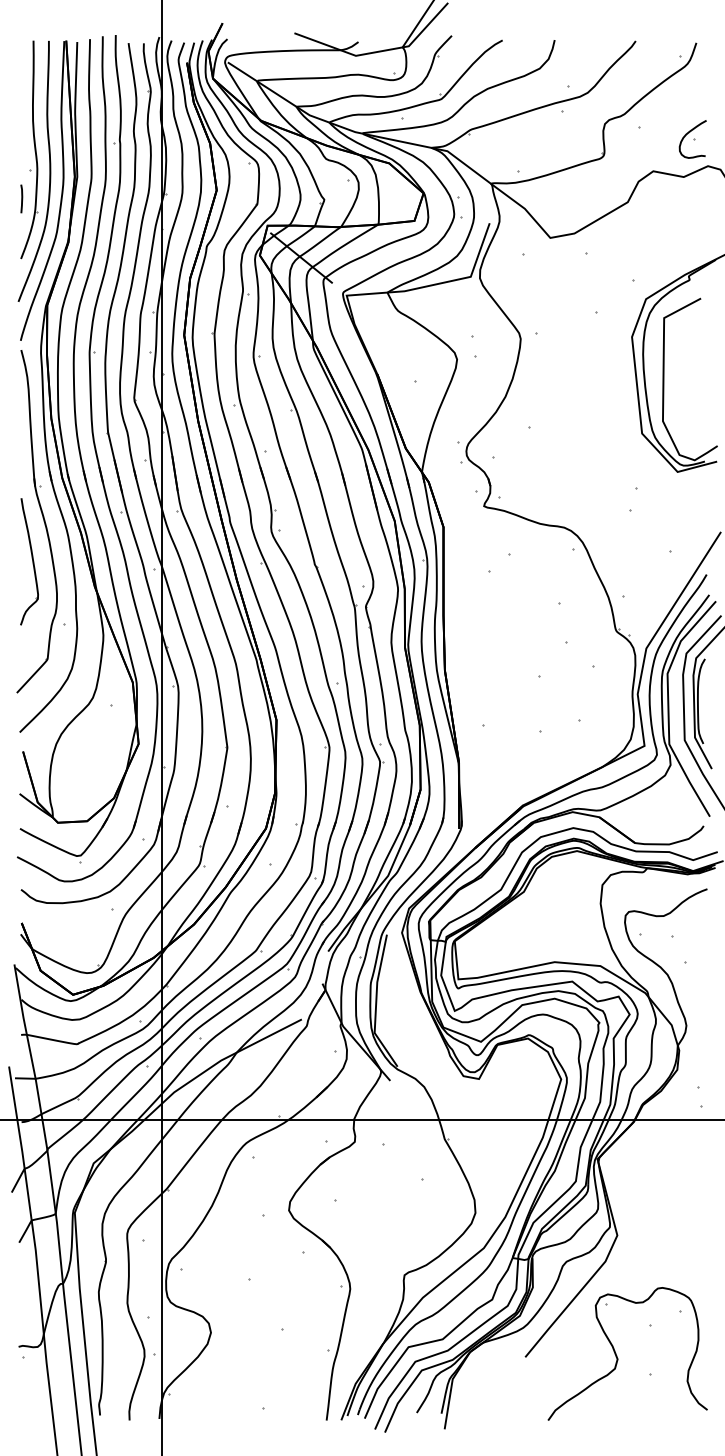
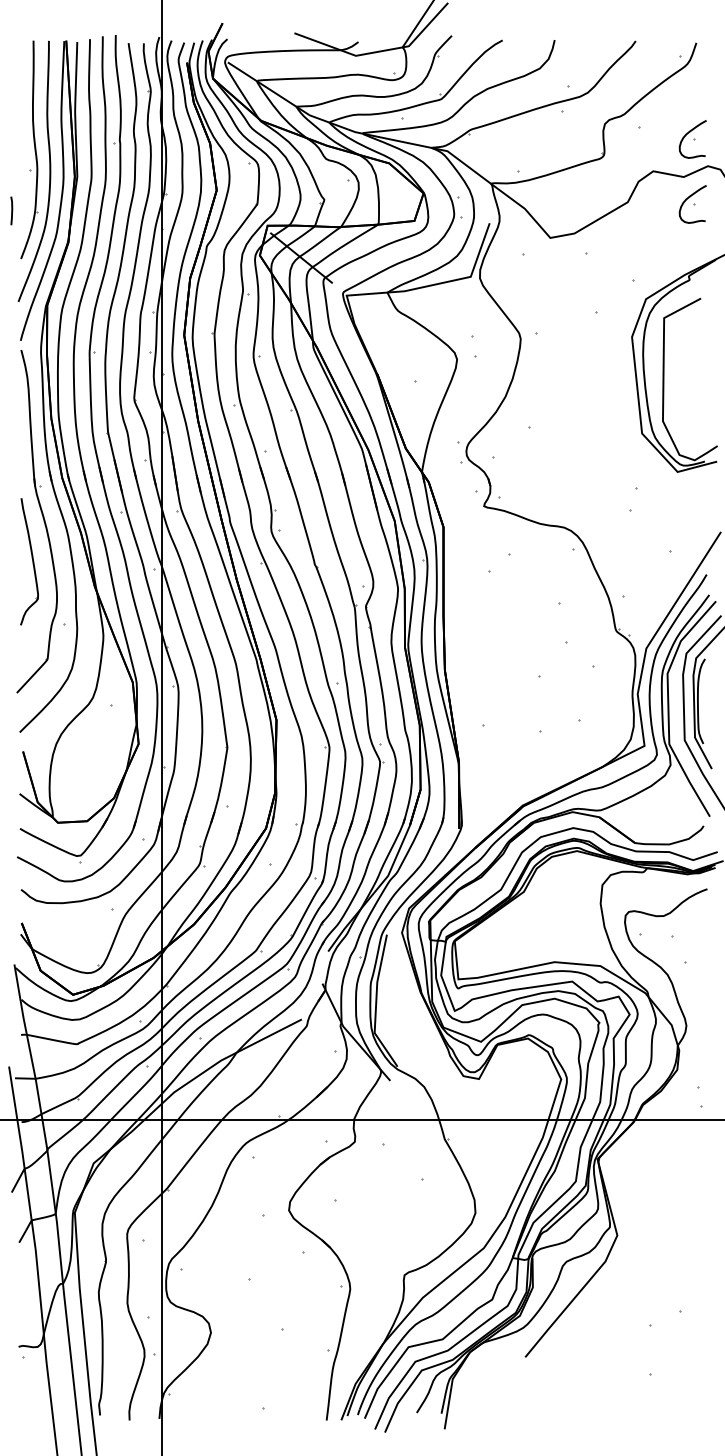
line position: (21, 198) -> (11, 210) (11, 210)
part: none -> present (692, 204)
part: present -> none (617, 1355)
